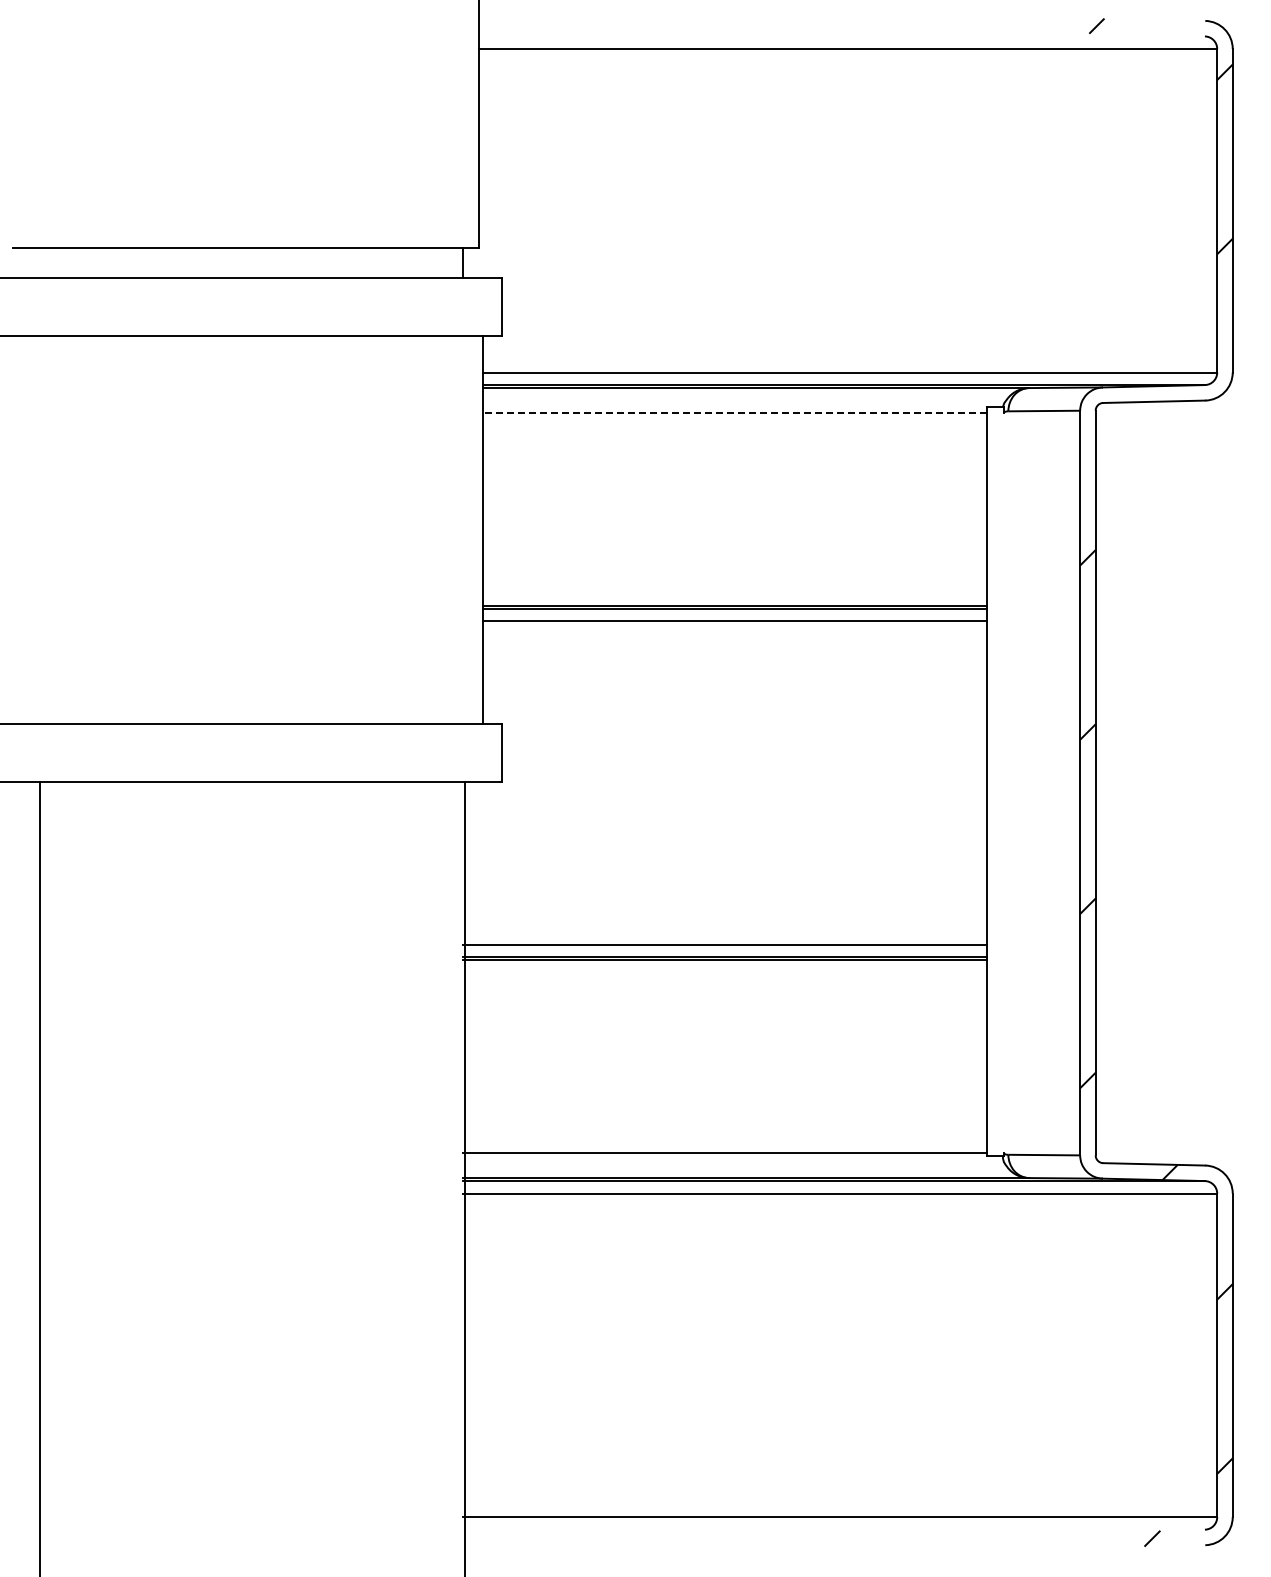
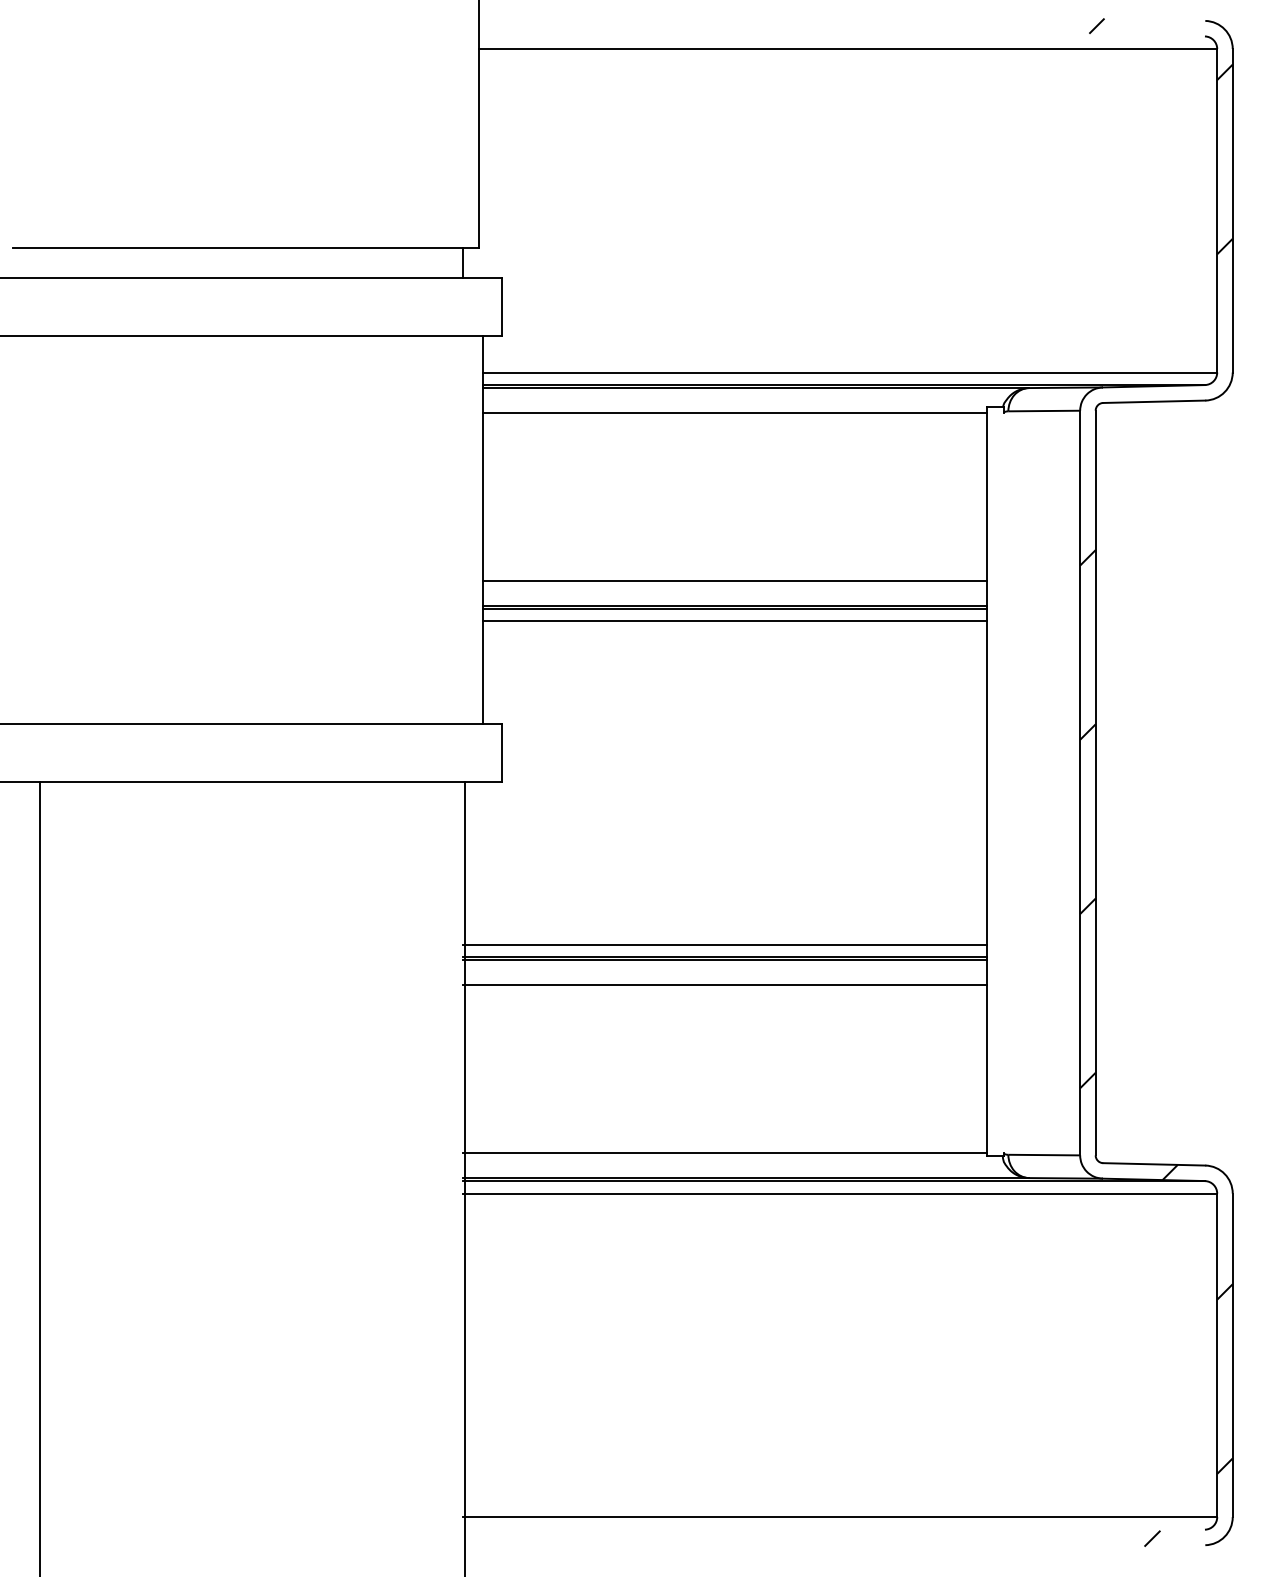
line: dashed -> solid (734, 412)
line: none -> present (734, 580)
line: none -> present (725, 985)
